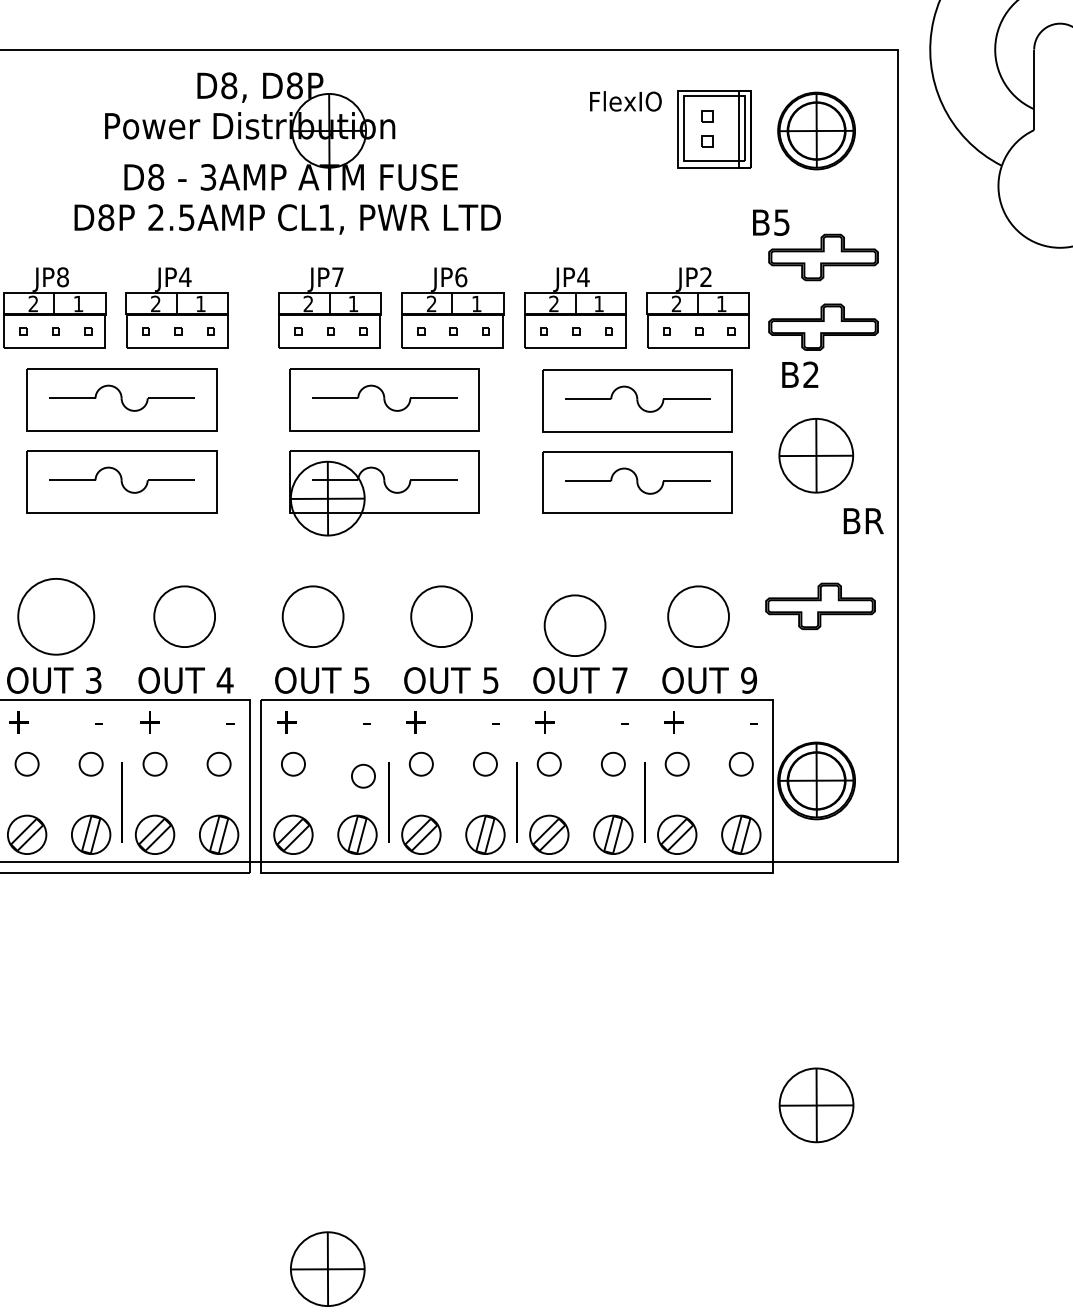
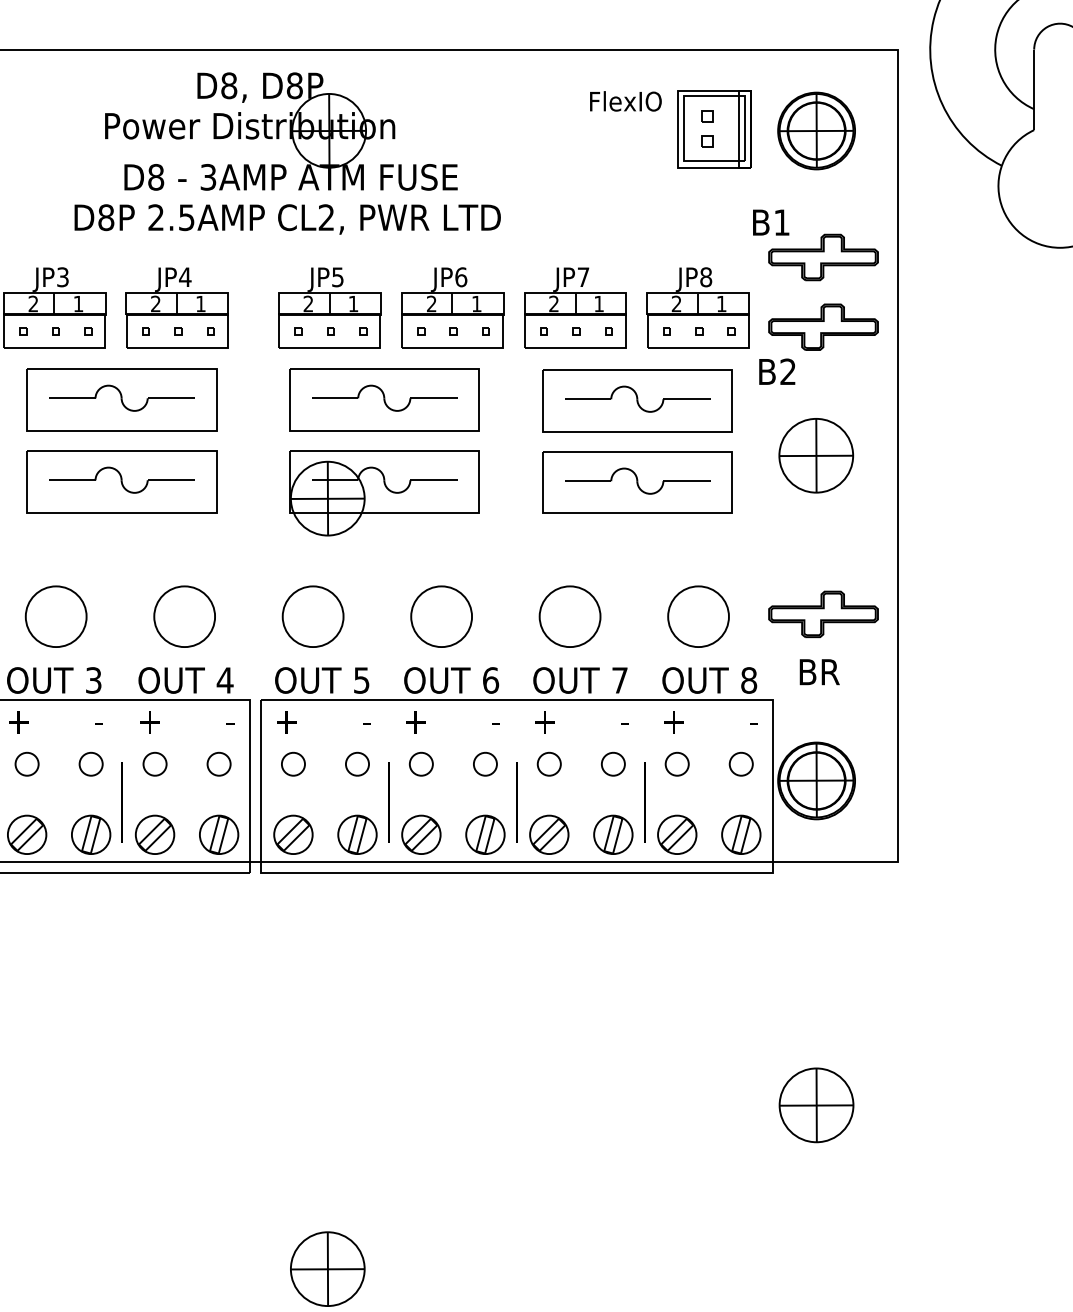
text: CL1, -> CL2, (325, 217)
text: B5 -> B1 (781, 222)
text: JP4 -> JP7 (583, 276)
text: JP8 -> JP3 (62, 277)
text: JP7 -> JP5 (337, 277)
text: JP2 -> JP8 (706, 277)
text position: (800, 374) -> (777, 371) (777, 371)
text position: (863, 521) -> (819, 672) (819, 672)
part position: (820, 606) -> (823, 614) (823, 614)
part size: 79x78 px -> 64x63 px (55, 616)
part position: (574, 625) -> (569, 616) (569, 616)
text: 5 -> 6 (491, 680)
text: 9 -> 8 (749, 680)
part position: (363, 775) -> (357, 763) (357, 763)
